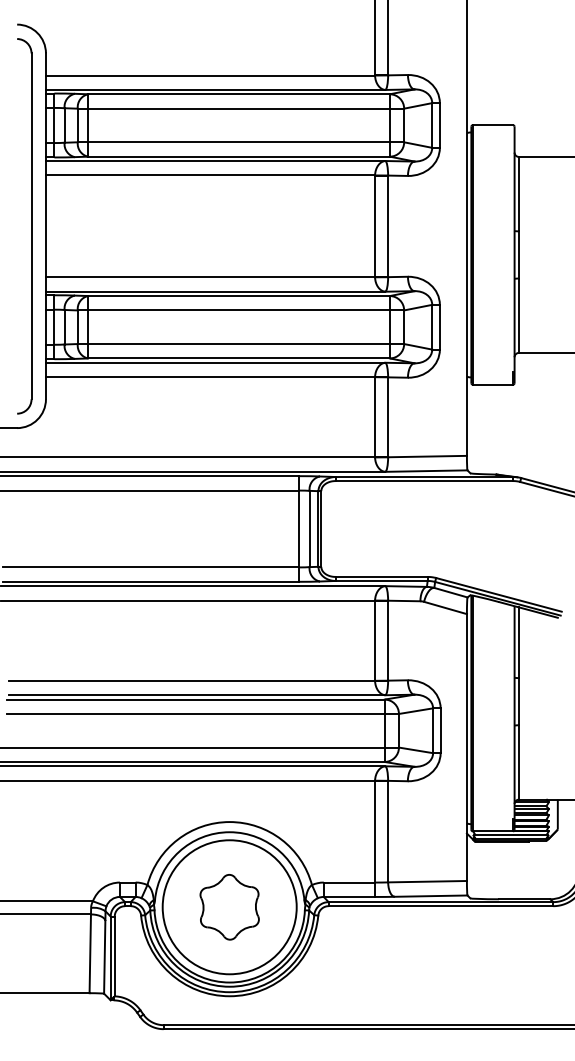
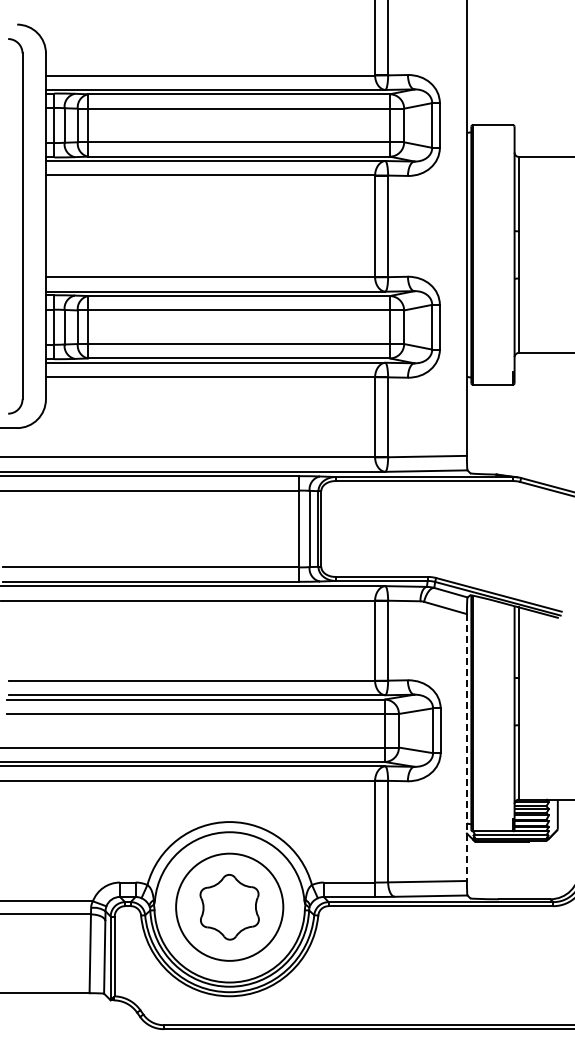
part position: (31, 226) -> (22, 226) (22, 226)
line: solid -> dashed (466, 748)
circle diameter: 134 px -> 107 px (229, 906)
